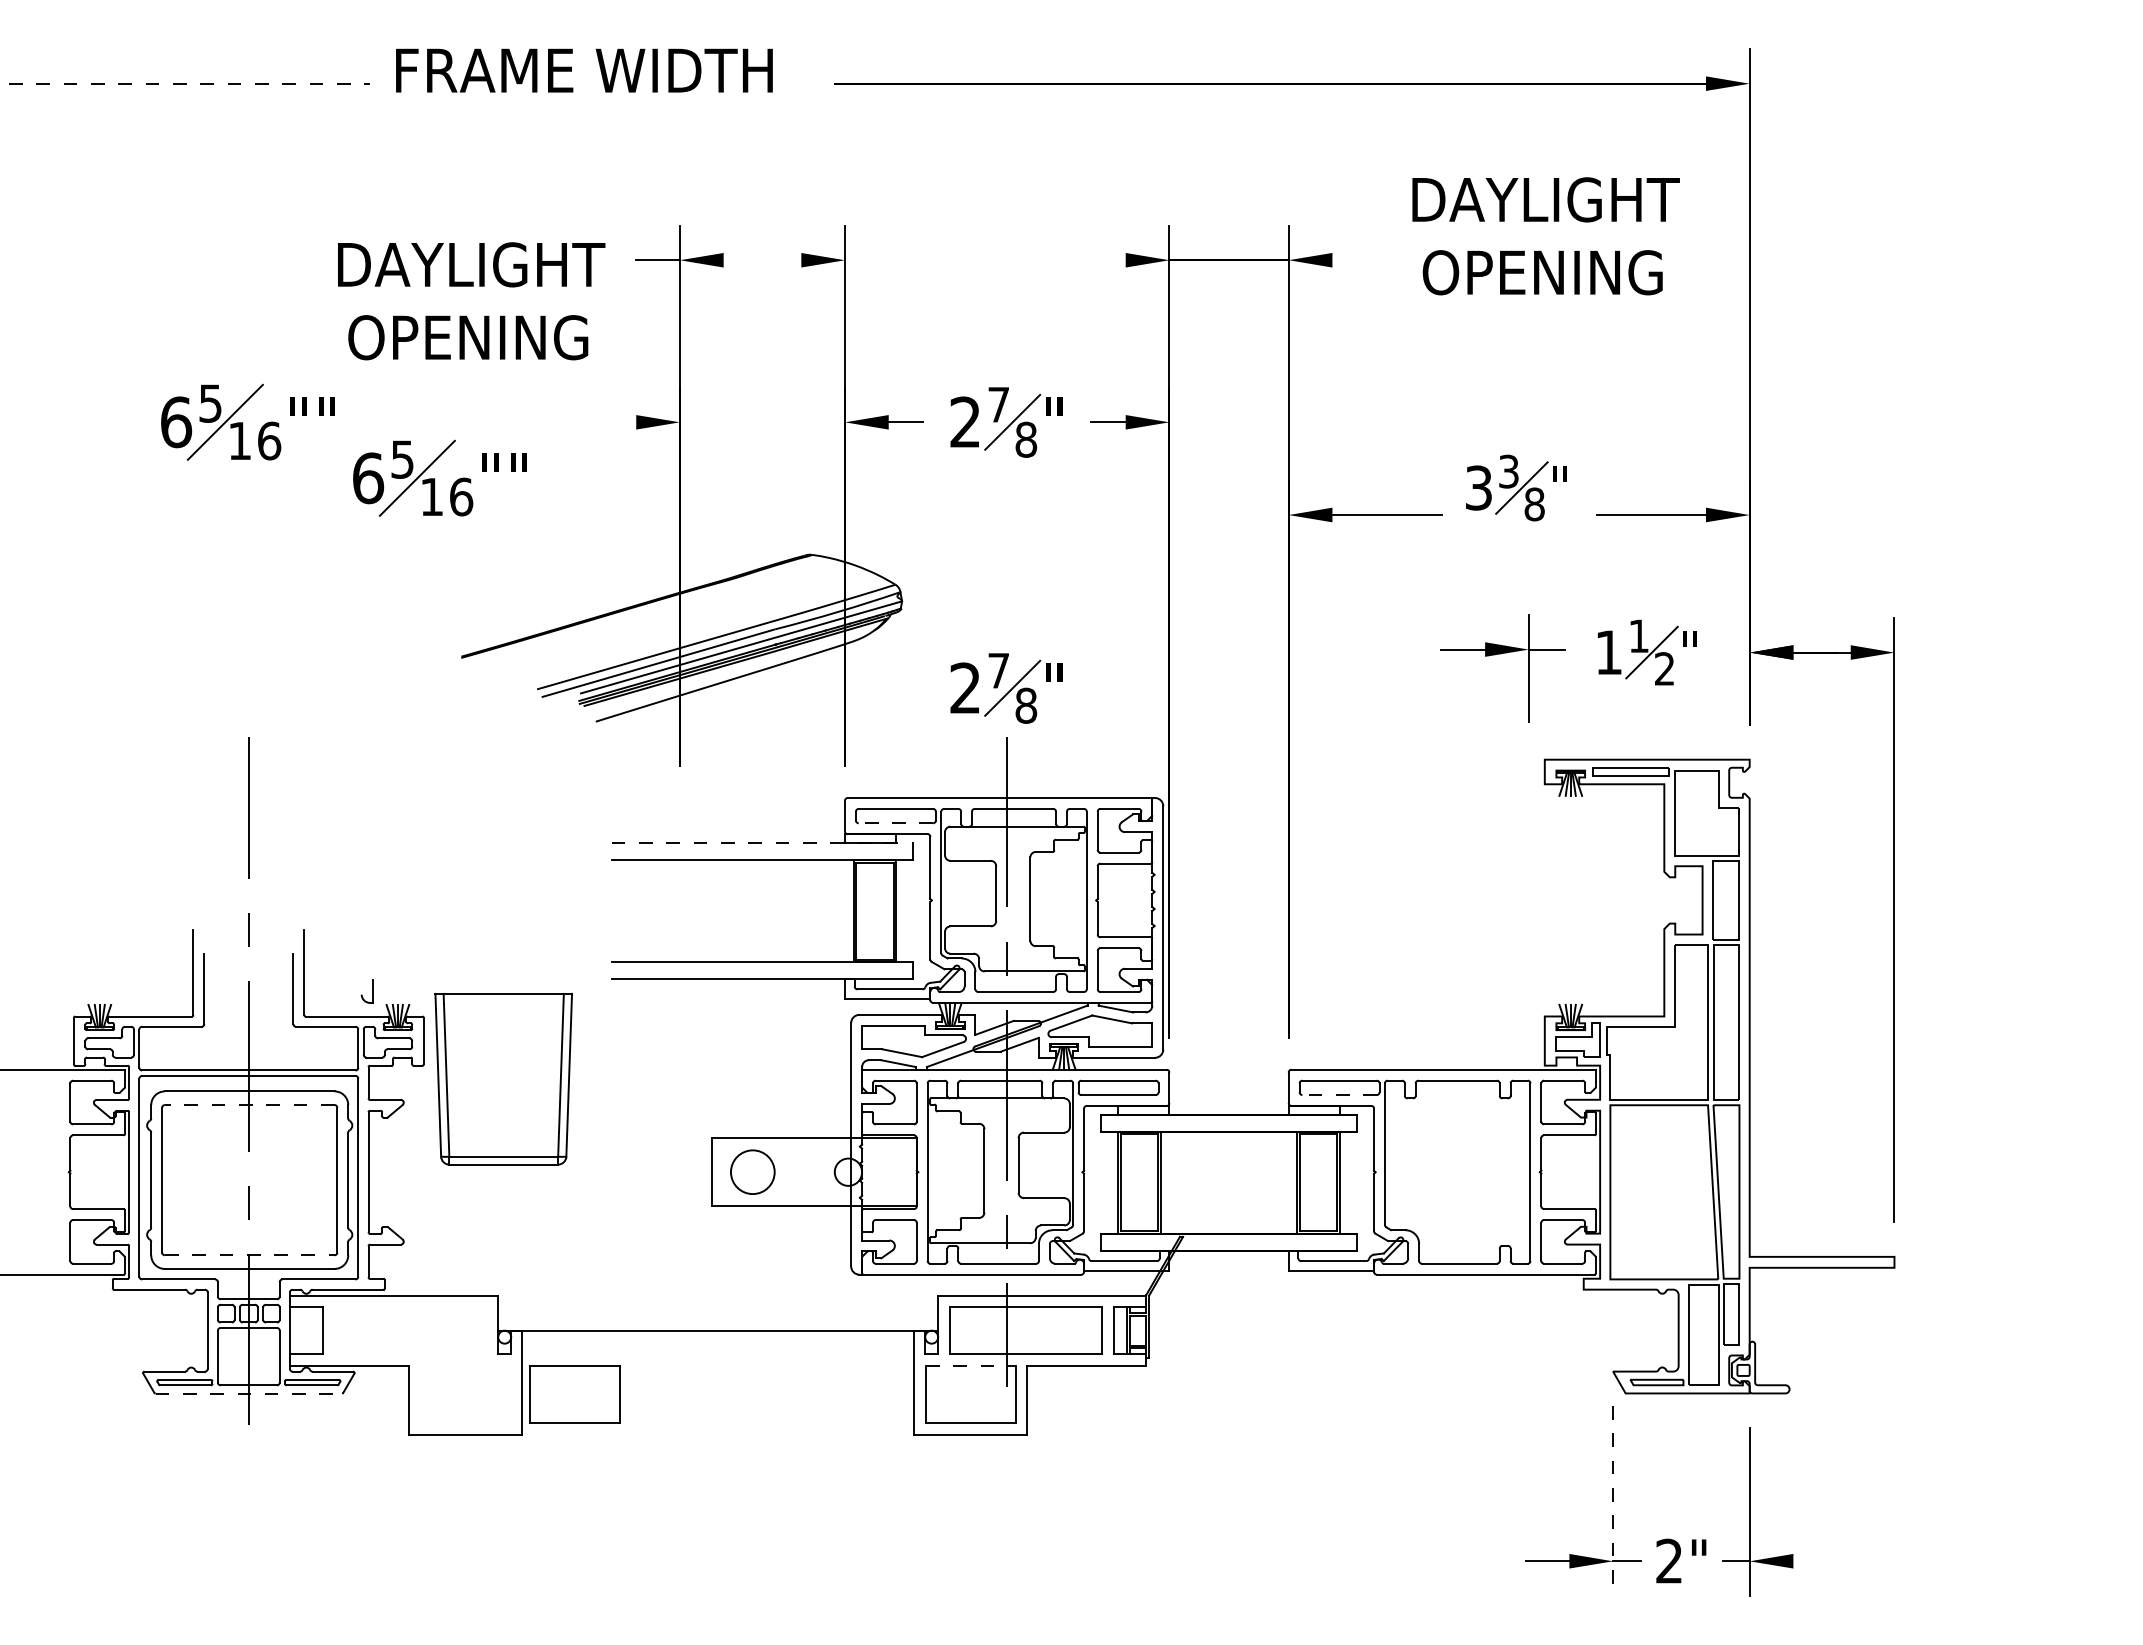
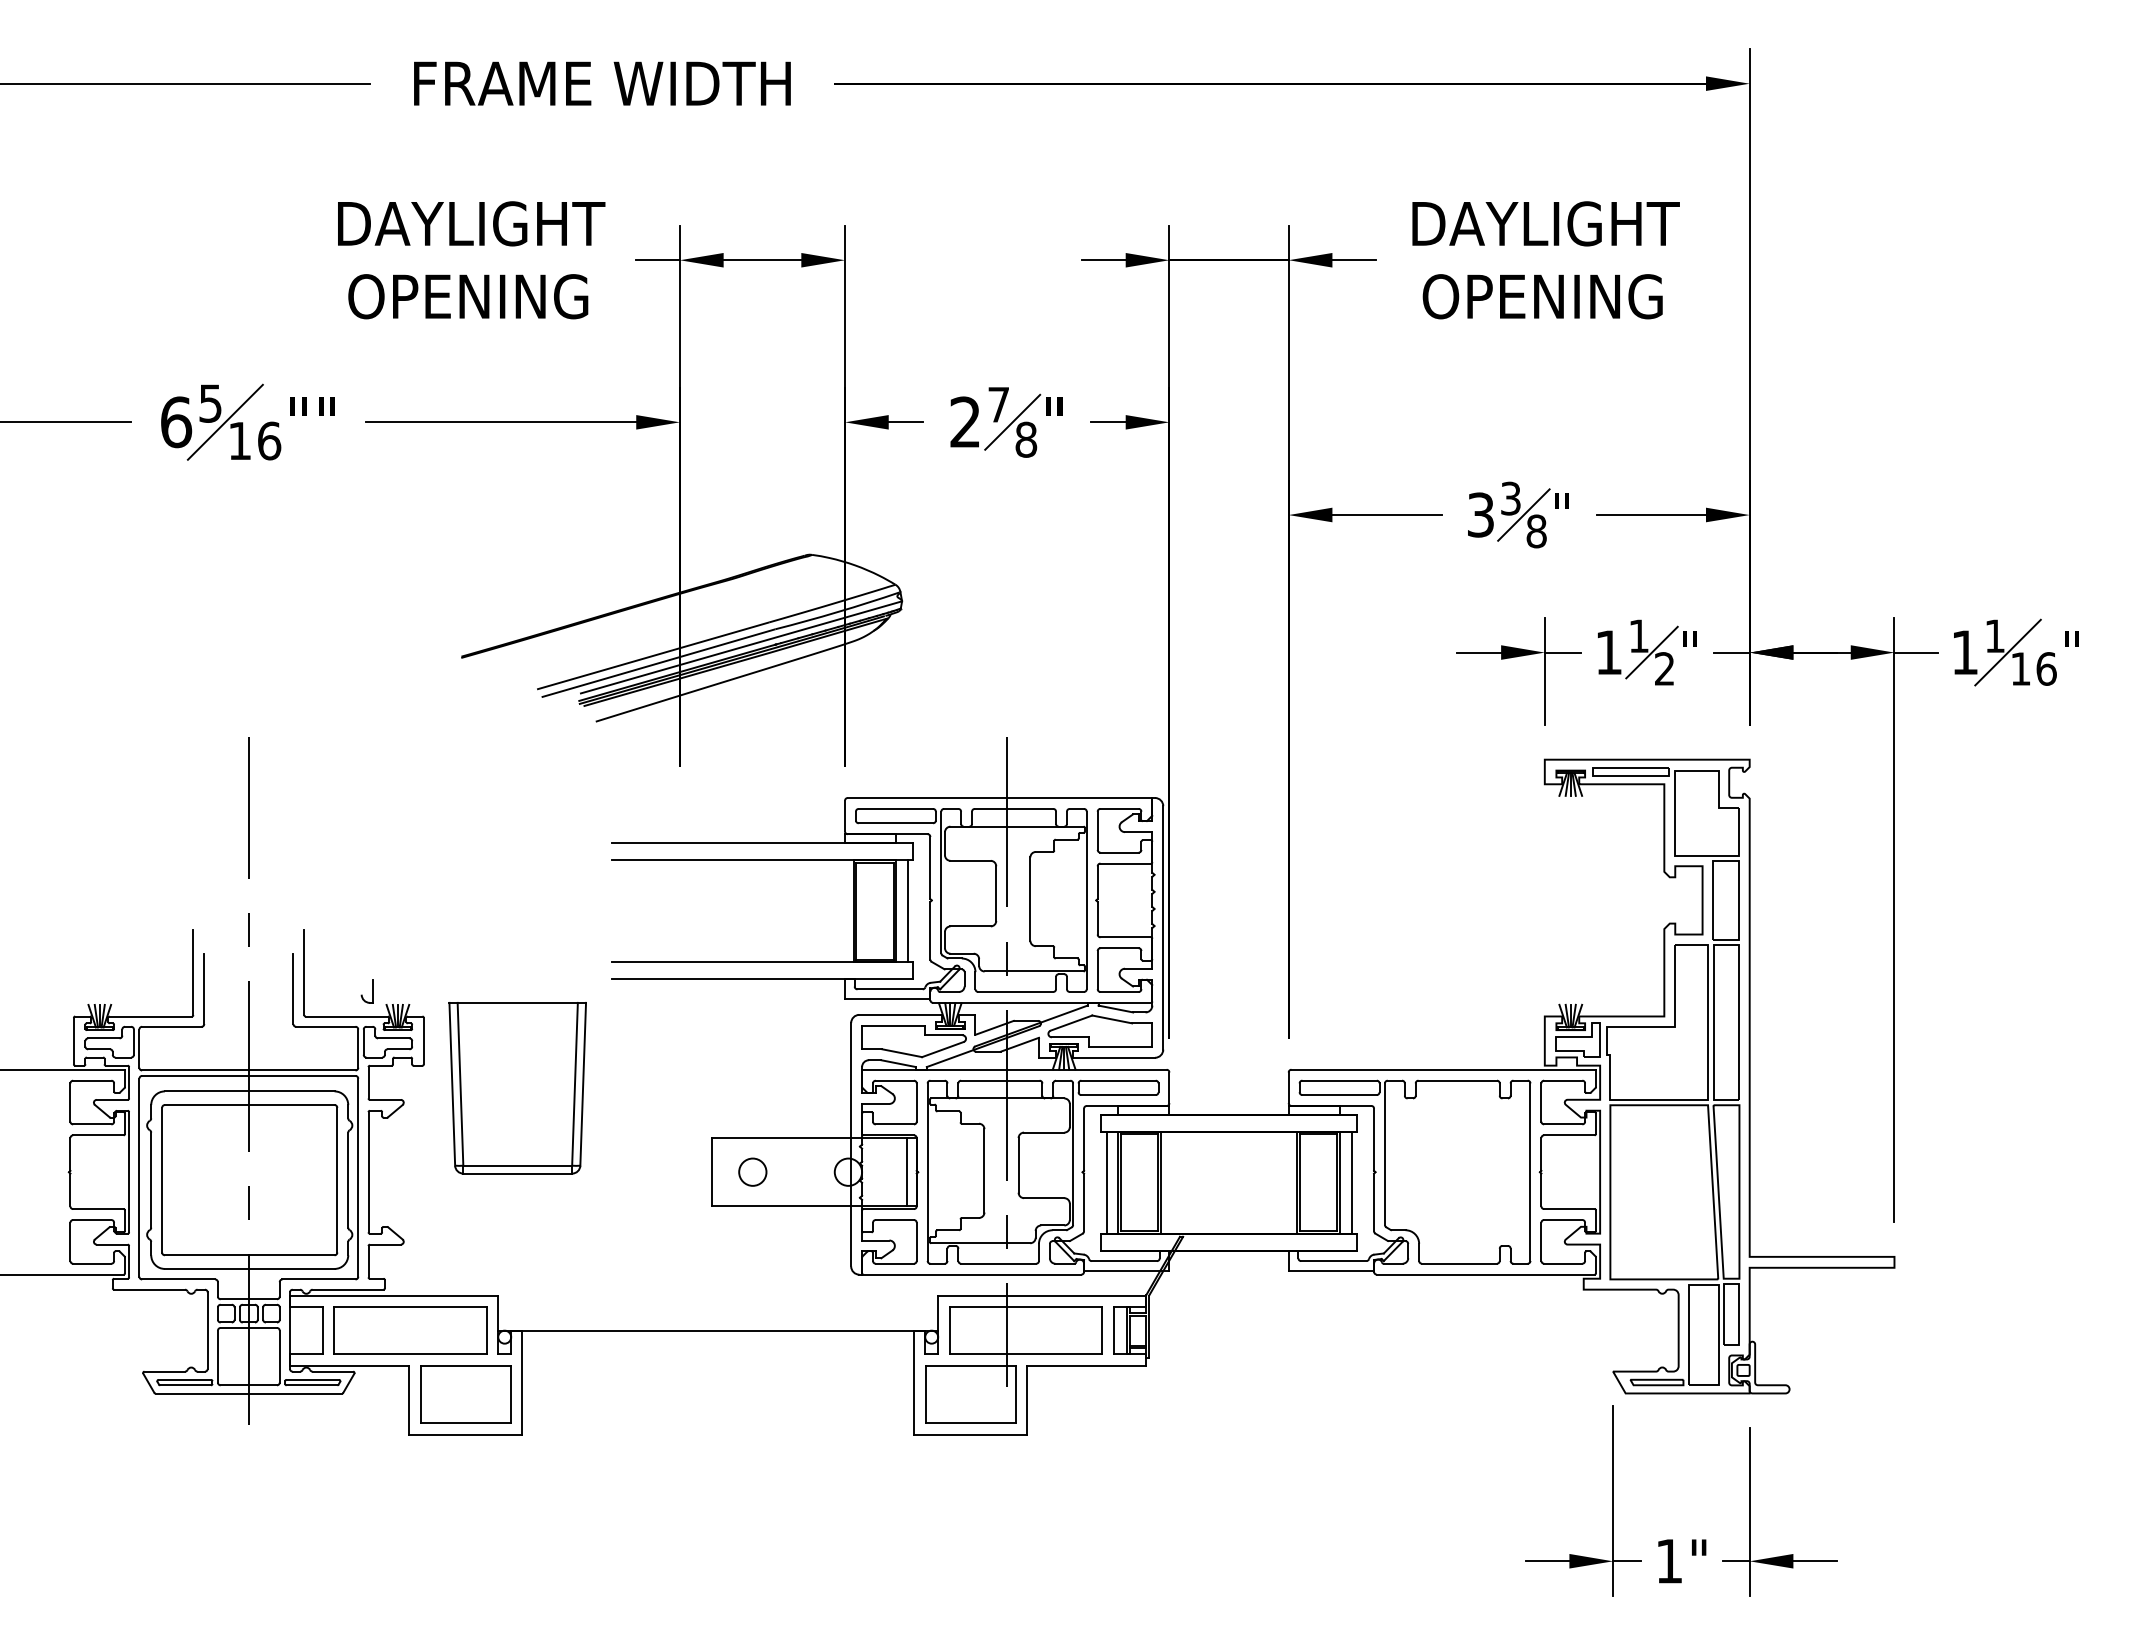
text position: (584, 70) -> (602, 83) (602, 83)
line: dashed -> solid (185, 83)
text position: (1545, 236) -> (1545, 260) (1545, 260)
line: none -> present (762, 260)
line: none -> present (1103, 260)
line: none -> present (1354, 260)
text position: (471, 301) -> (471, 260) (471, 260)
line: none -> present (66, 422)
line: none -> present (501, 422)
part: present -> none (439, 477)
part position: (1516, 487) -> (1518, 514) (1518, 514)
line: none -> present (1731, 652)
line: none -> present (1916, 652)
part: none -> present (2016, 652)
part position: (1501, 654) -> (1517, 657) (1517, 657)
part: present -> none (1006, 688)
line: dashed -> solid (895, 823)
line: dashed -> solid (762, 842)
line: none -> present (907, 910)
part position: (503, 1079) -> (517, 1088) (517, 1088)
line: dashed -> solid (1339, 1095)
line: dashed -> solid (249, 1105)
circle diameter: 44 px -> 27 px (752, 1171)
line: none -> present (906, 1172)
line: none -> present (1106, 1182)
line: none -> present (1351, 1182)
line: dashed -> solid (249, 1255)
part: none -> present (410, 1330)
line: dashed -> solid (970, 1365)
line: dashed -> solid (249, 1393)
part position: (574, 1394) -> (465, 1394) (465, 1394)
line: dashed -> solid (1613, 1500)
text: 2" -> 1" (1668, 1560)
line: none -> present (1815, 1561)
